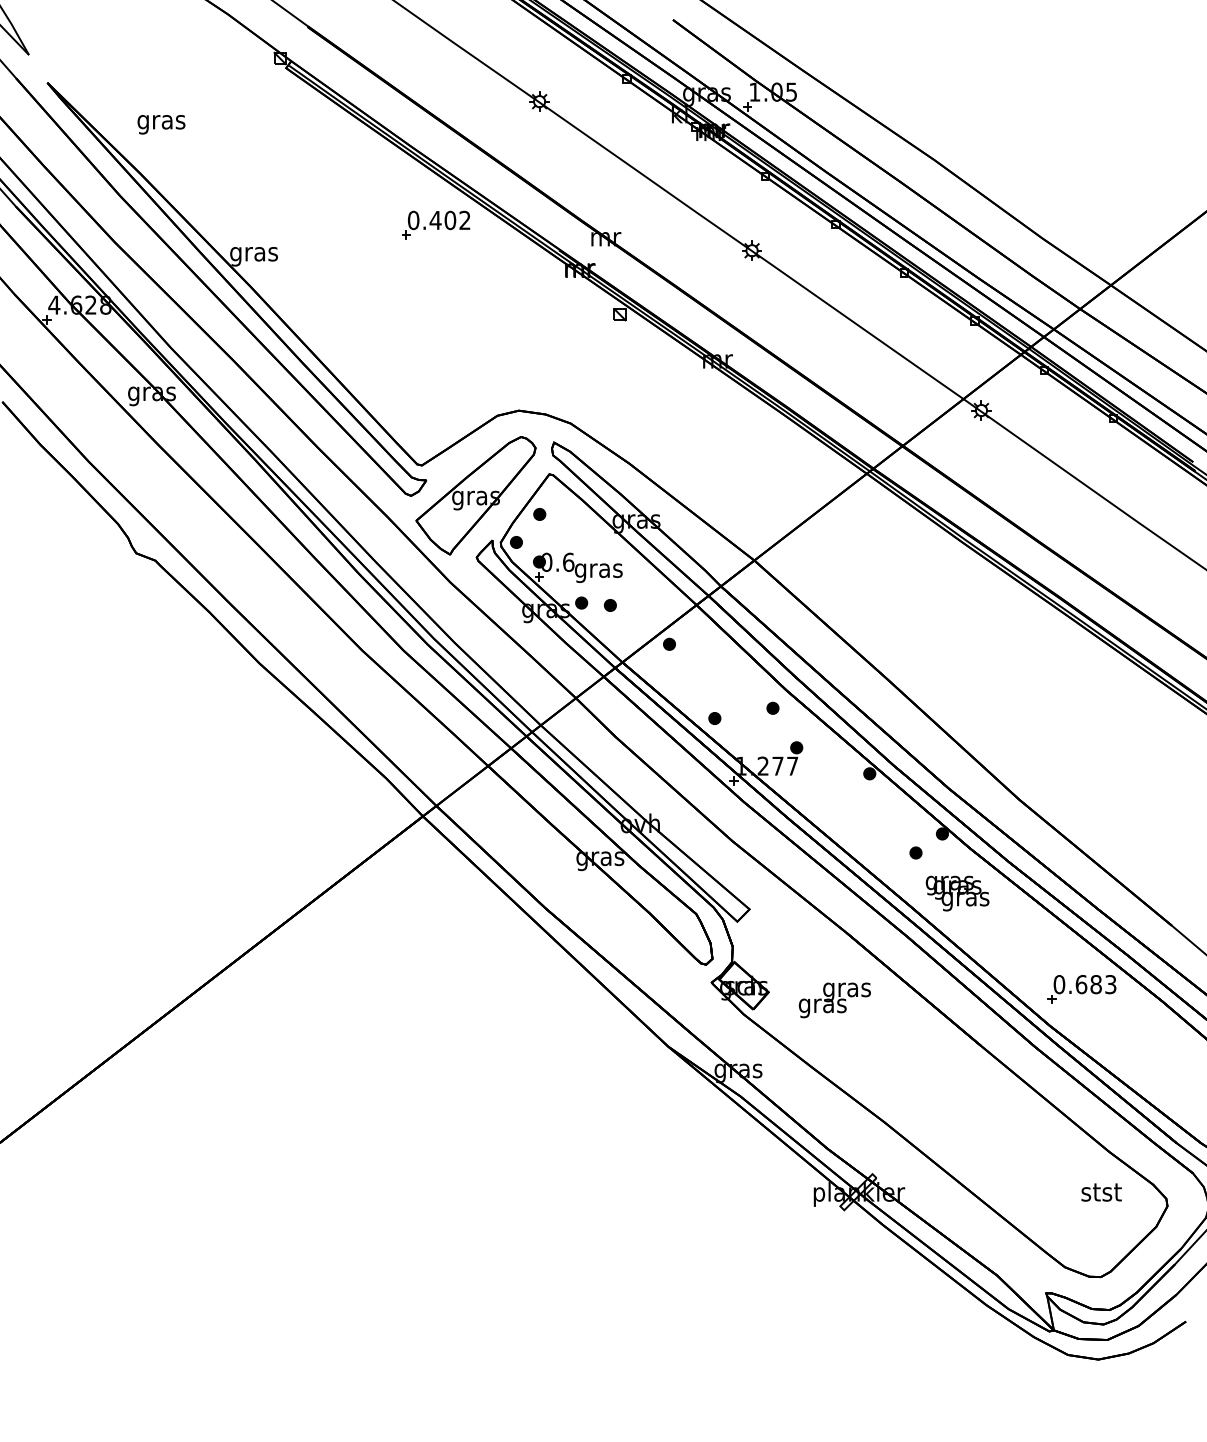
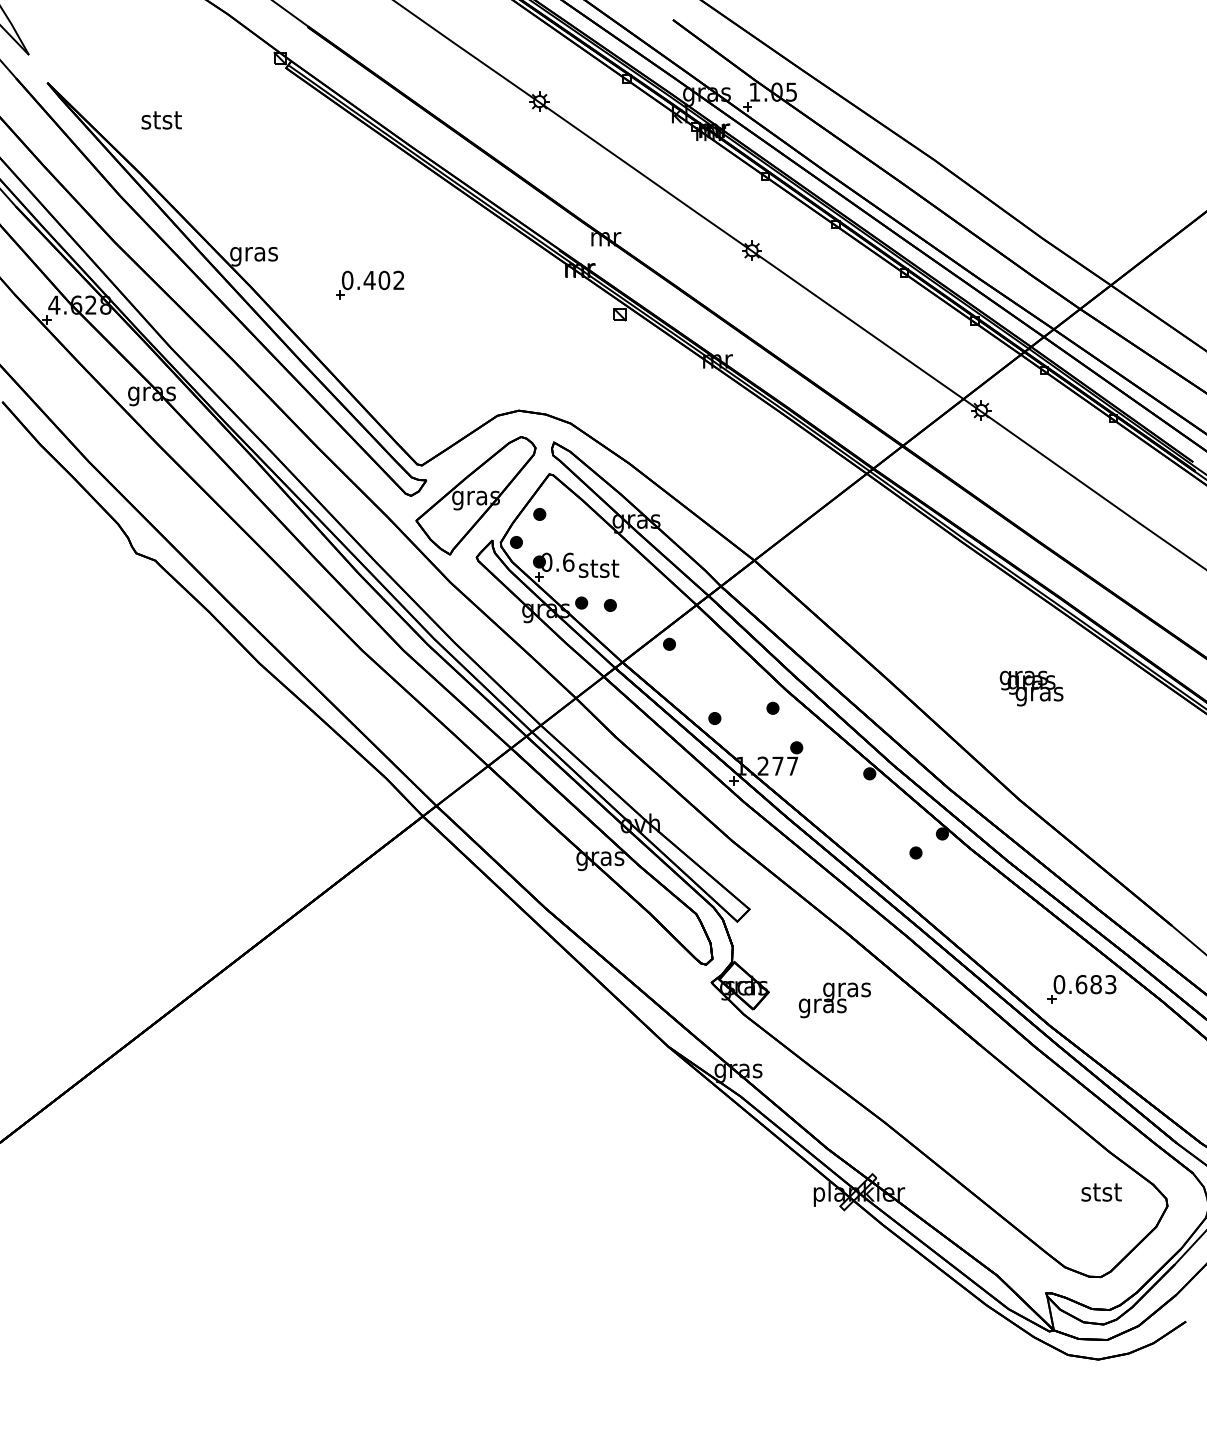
text: gras -> stst (161, 122)
part position: (436, 224) -> (370, 284) (370, 284)
text: gras -> stst (598, 570)
text position: (957, 893) -> (1031, 688) (1031, 688)
